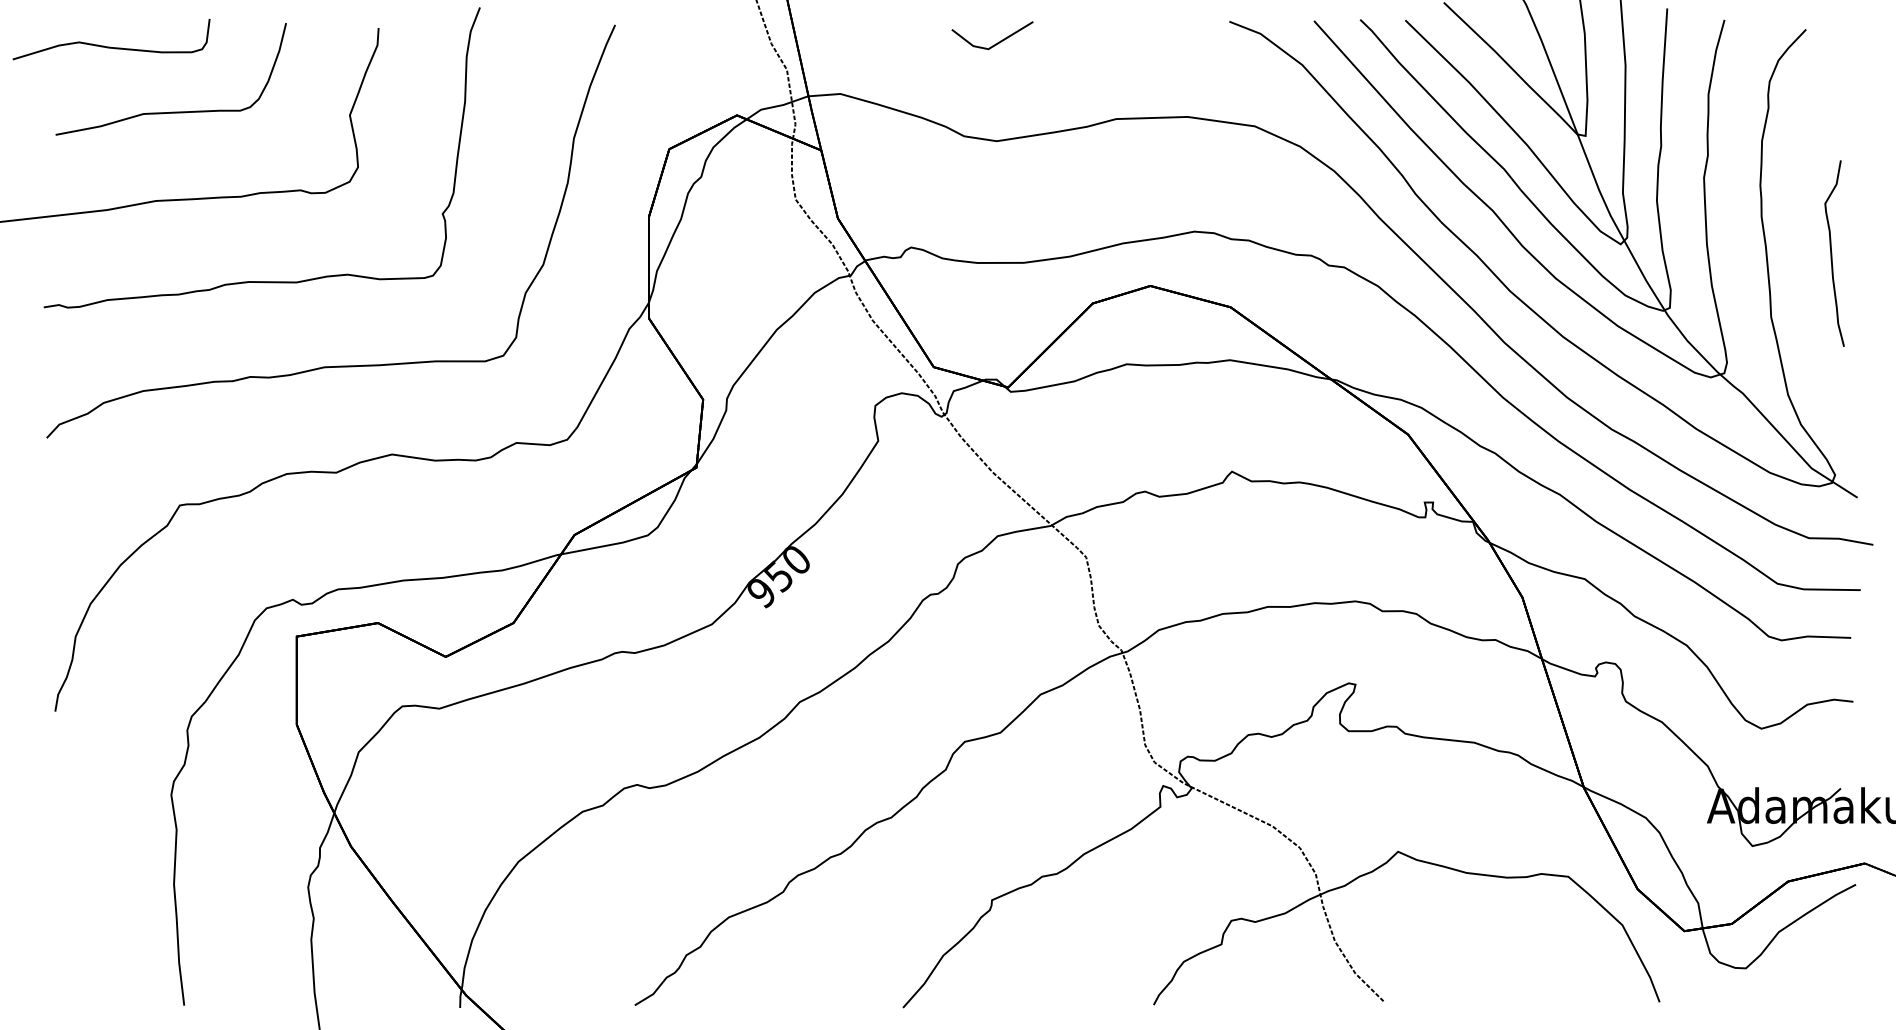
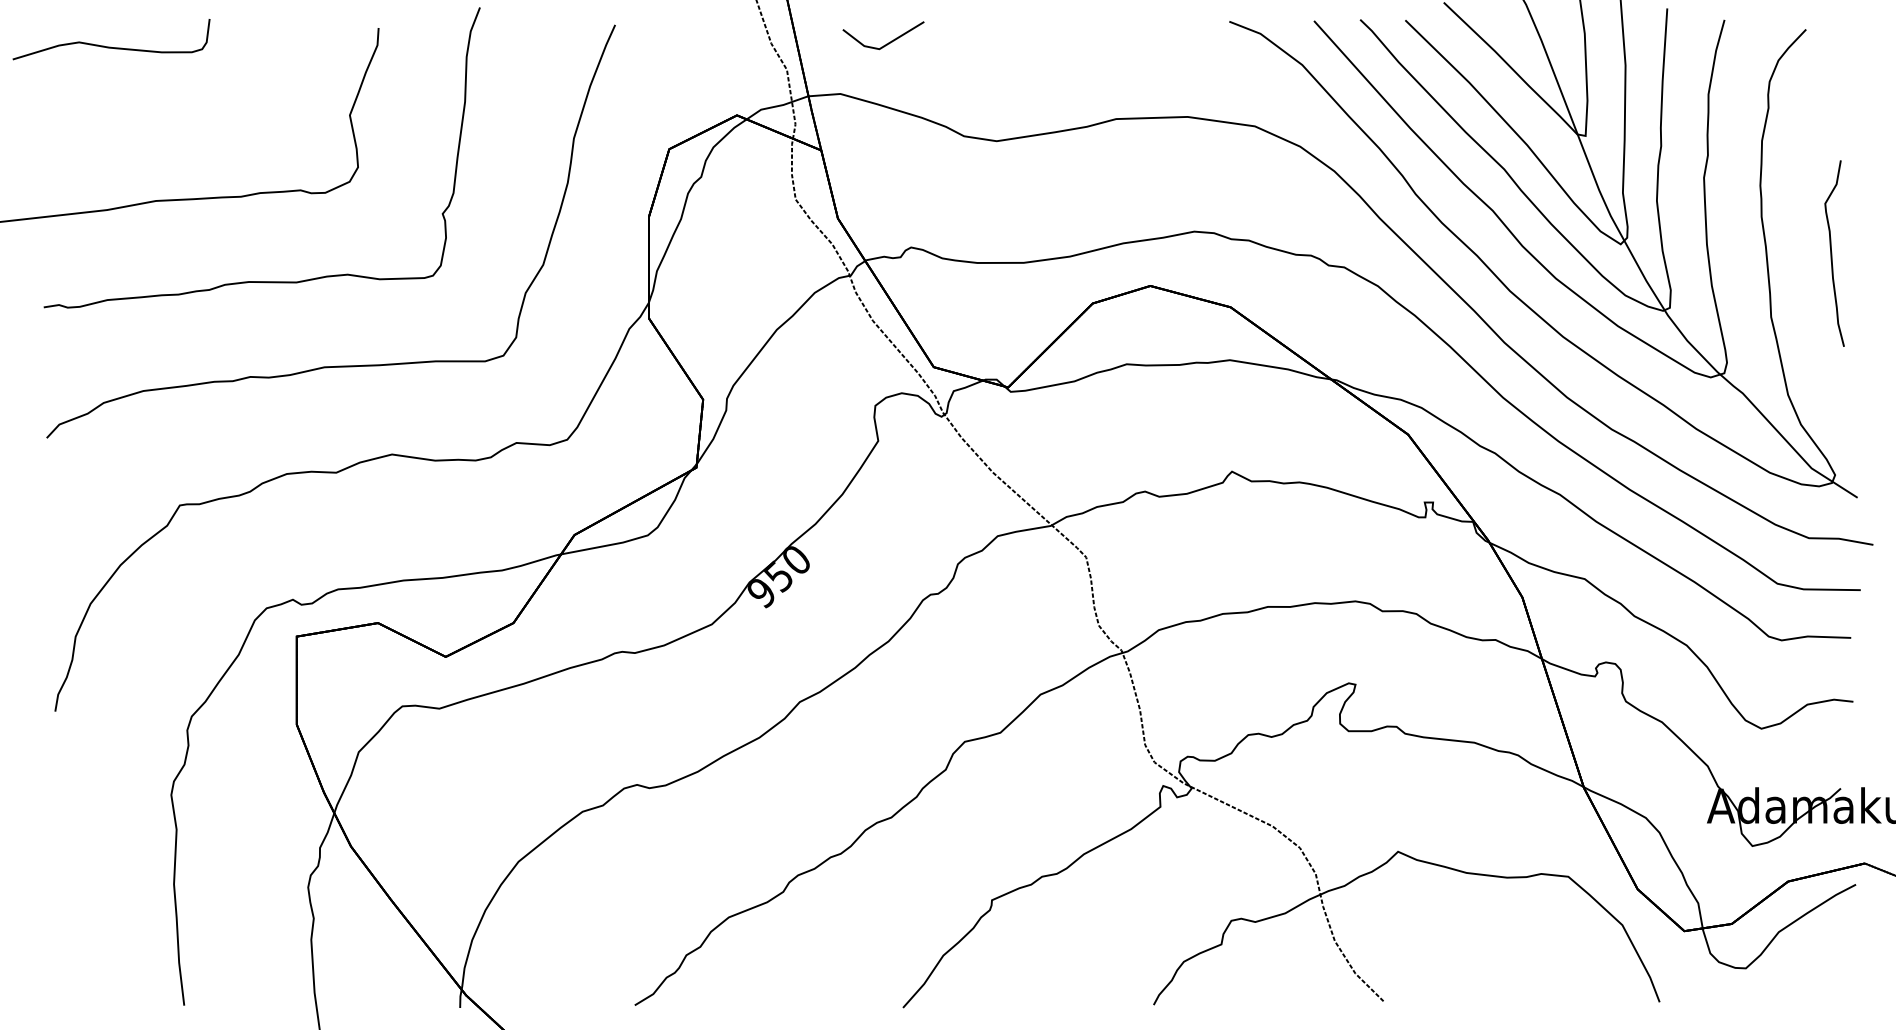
line position: (995, 43) -> (886, 43) (886, 43)
curve: present -> none (171, 111)
